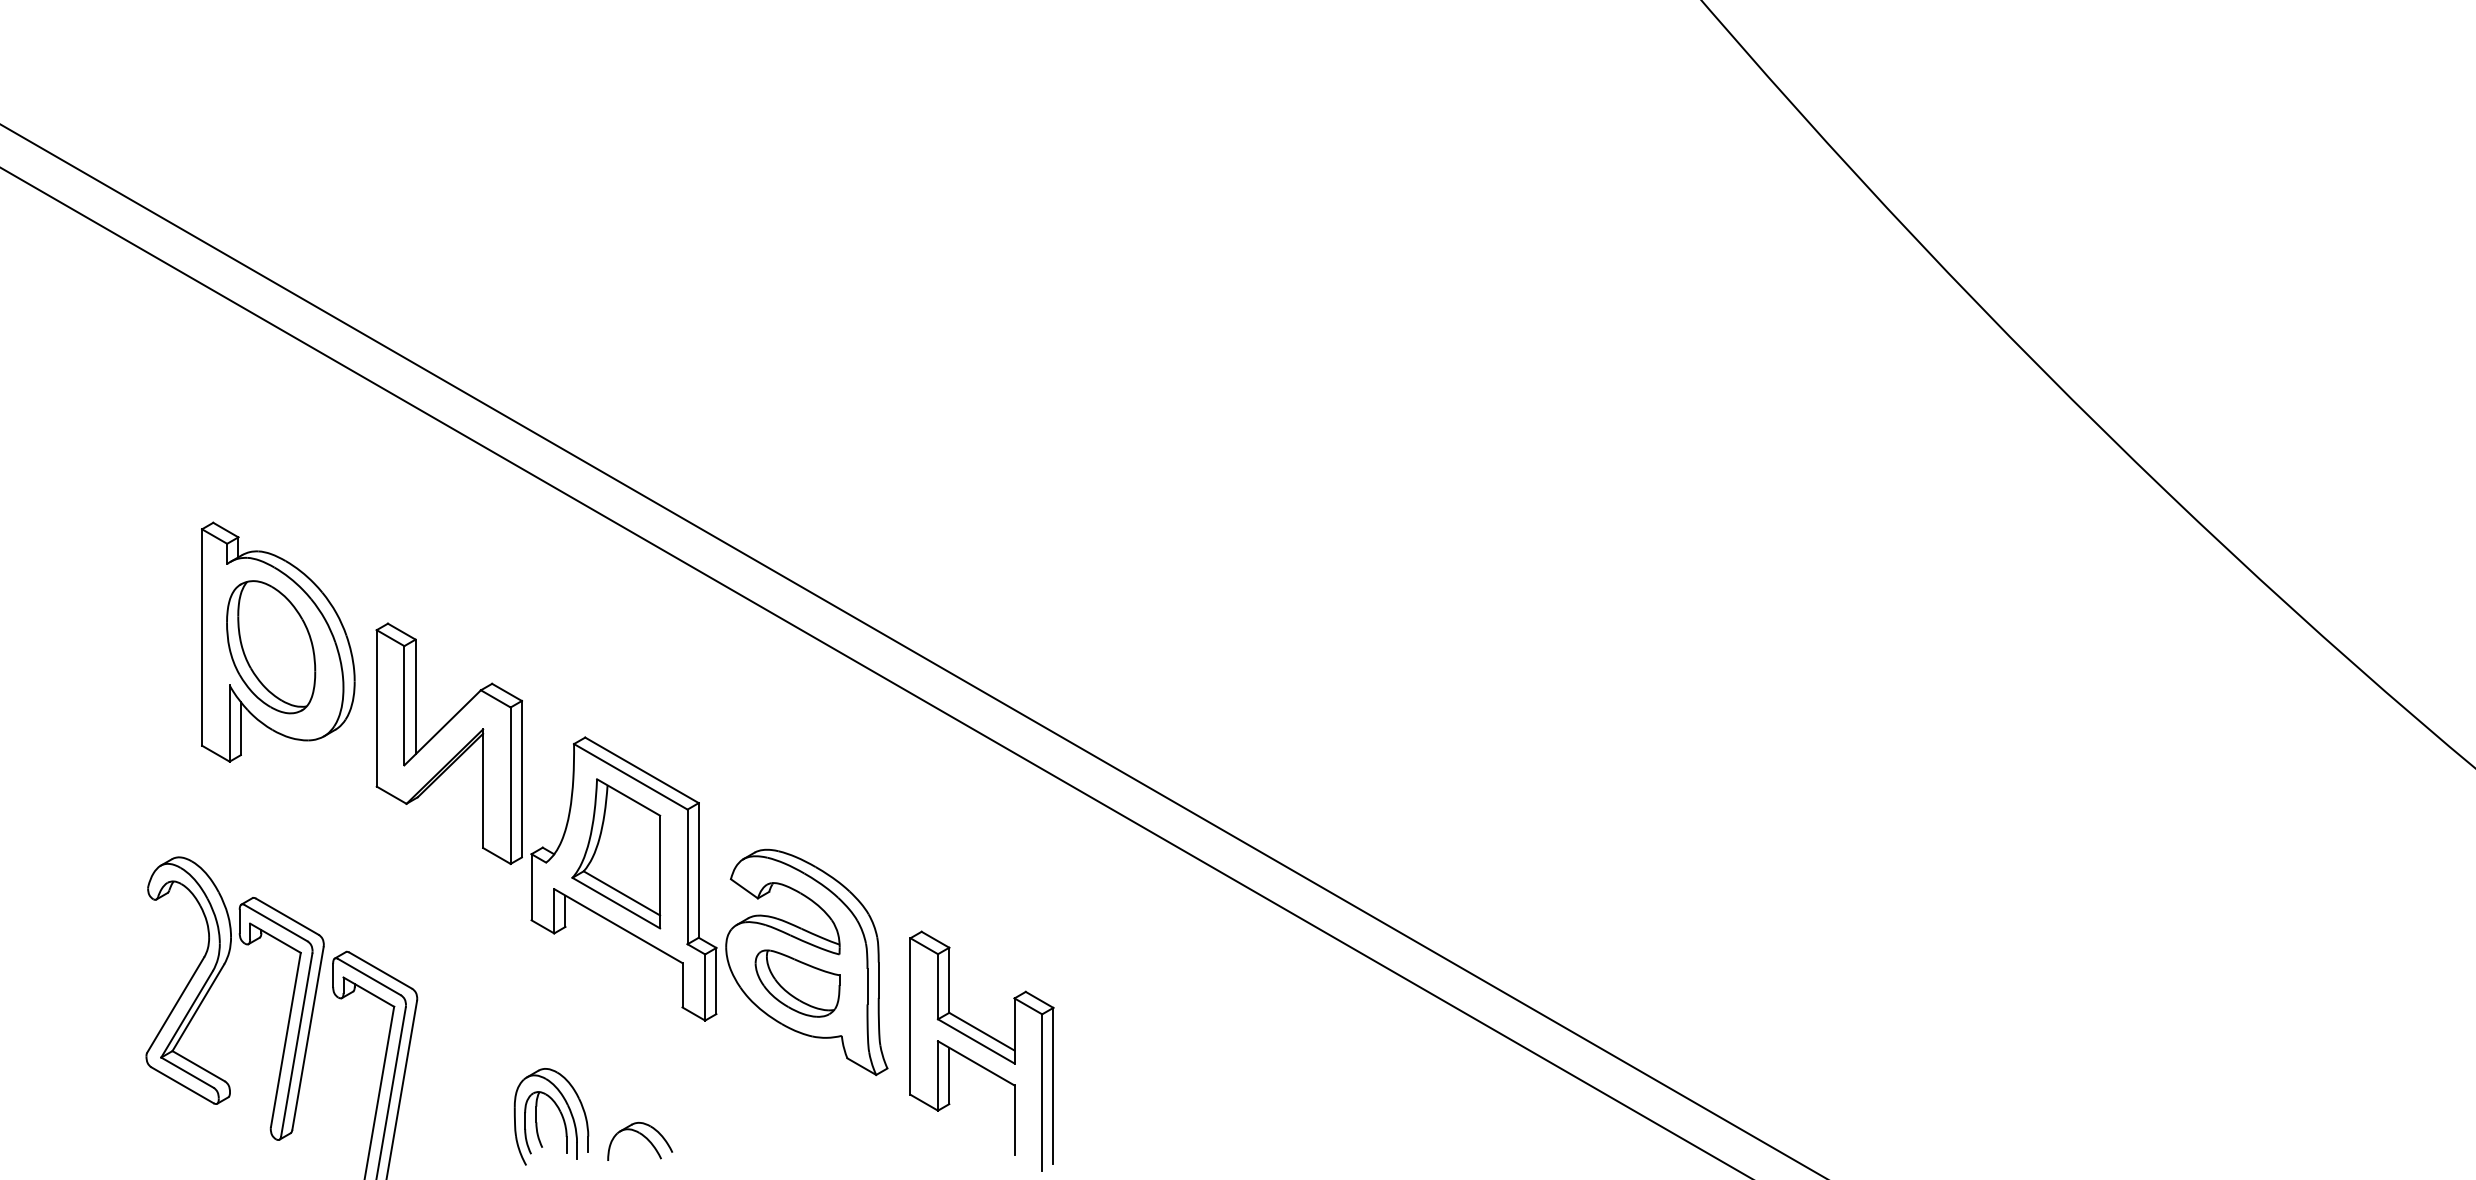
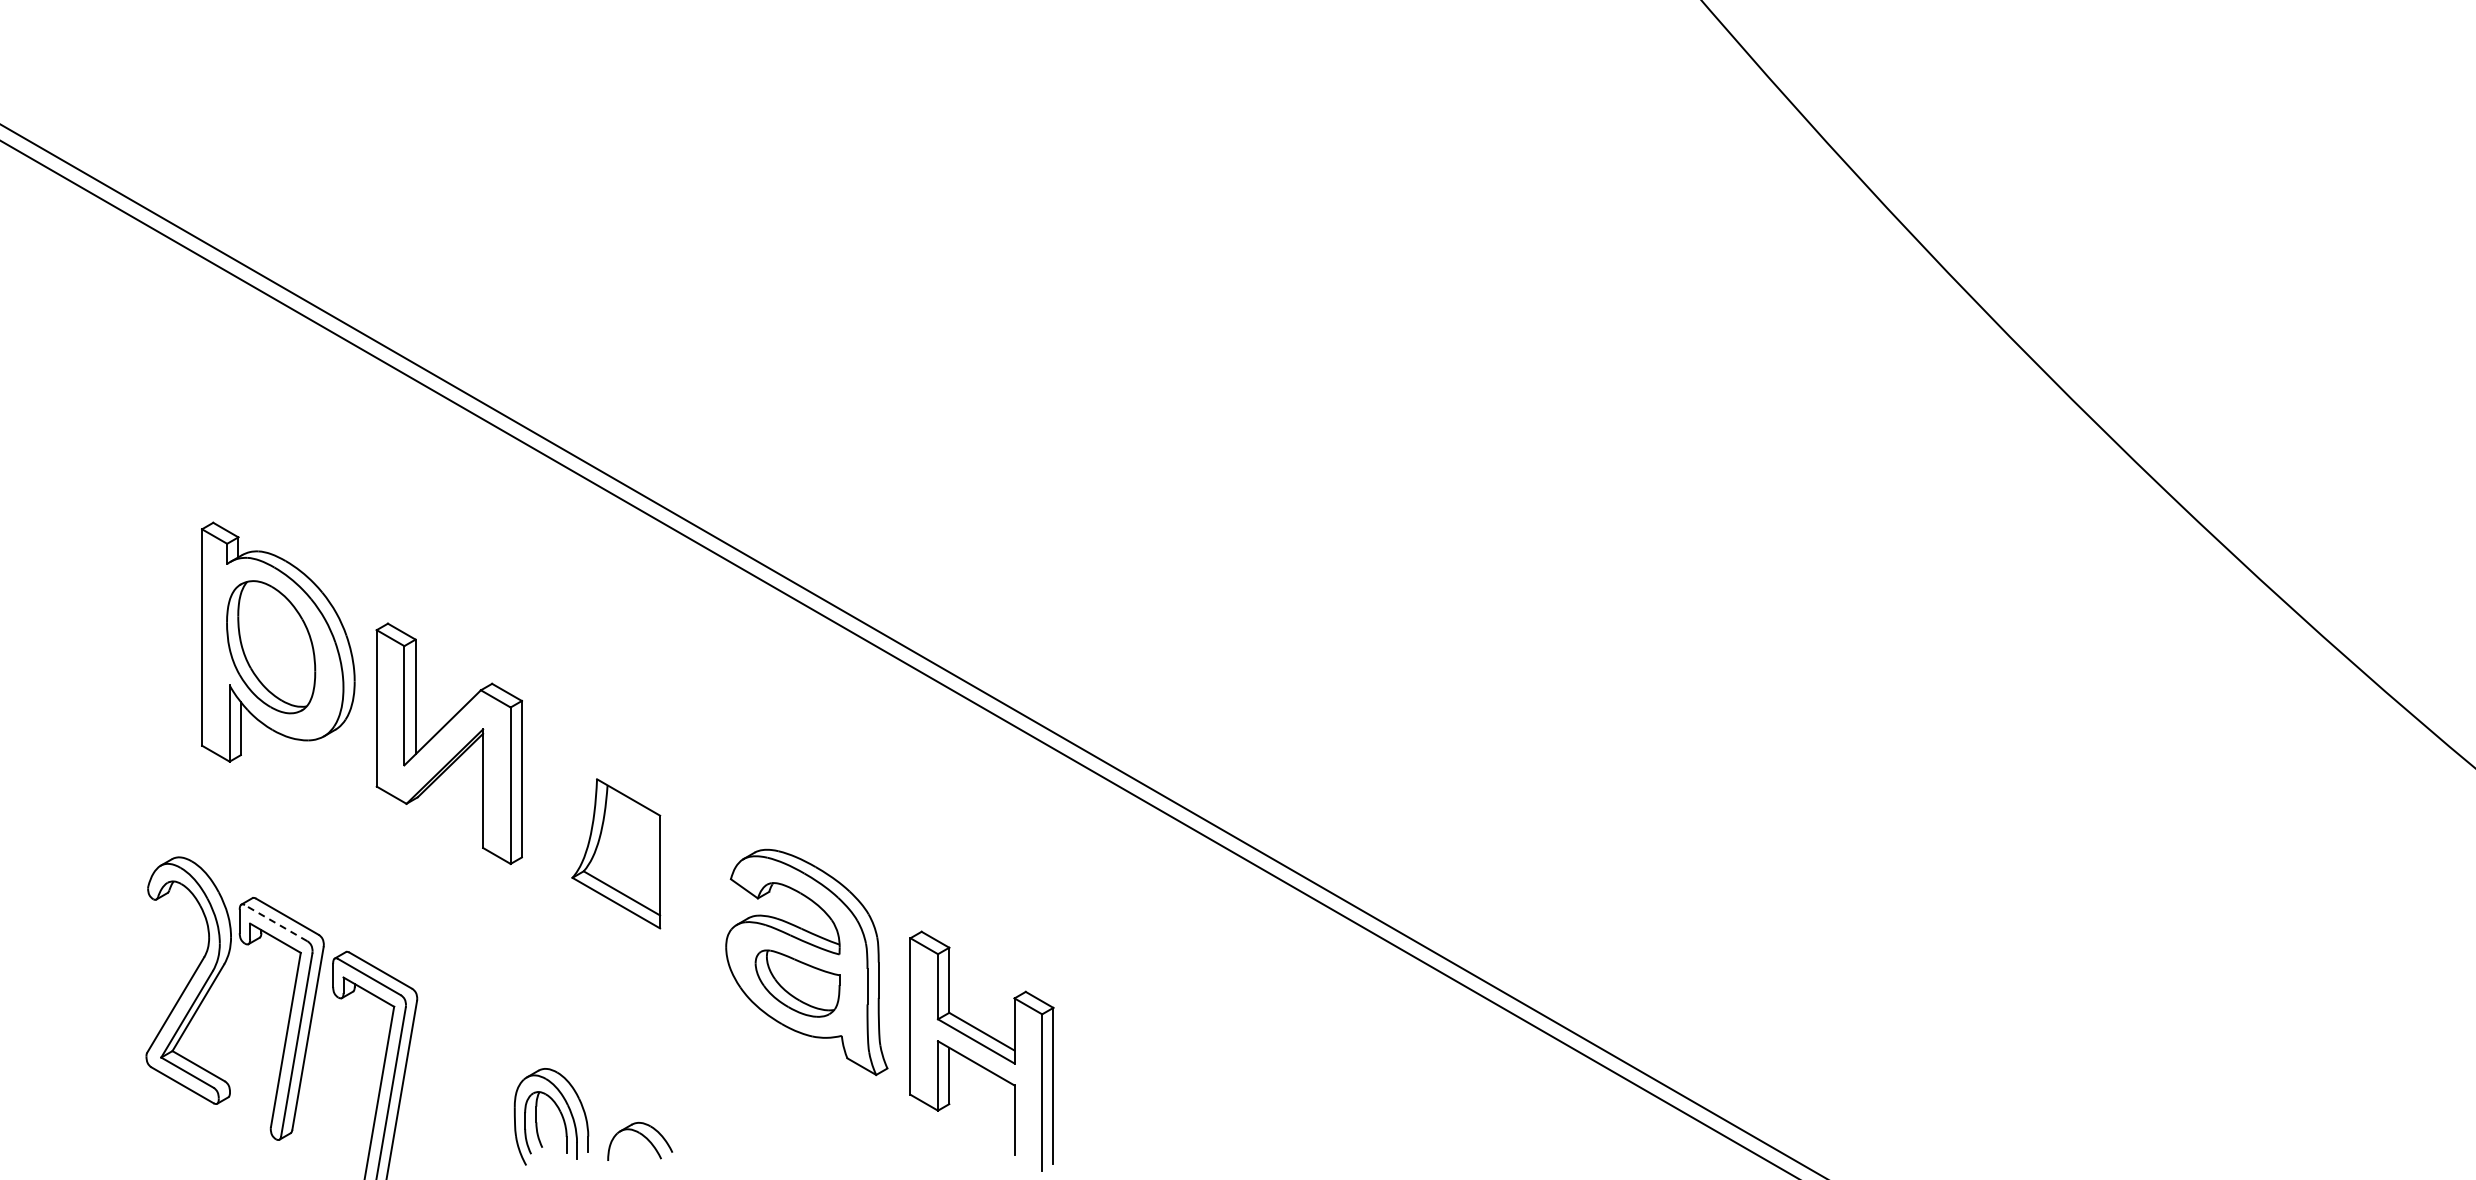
line position: (875, 672) -> (898, 658) (898, 658)
part: present -> none (623, 878)
line: solid -> dashed (275, 922)
